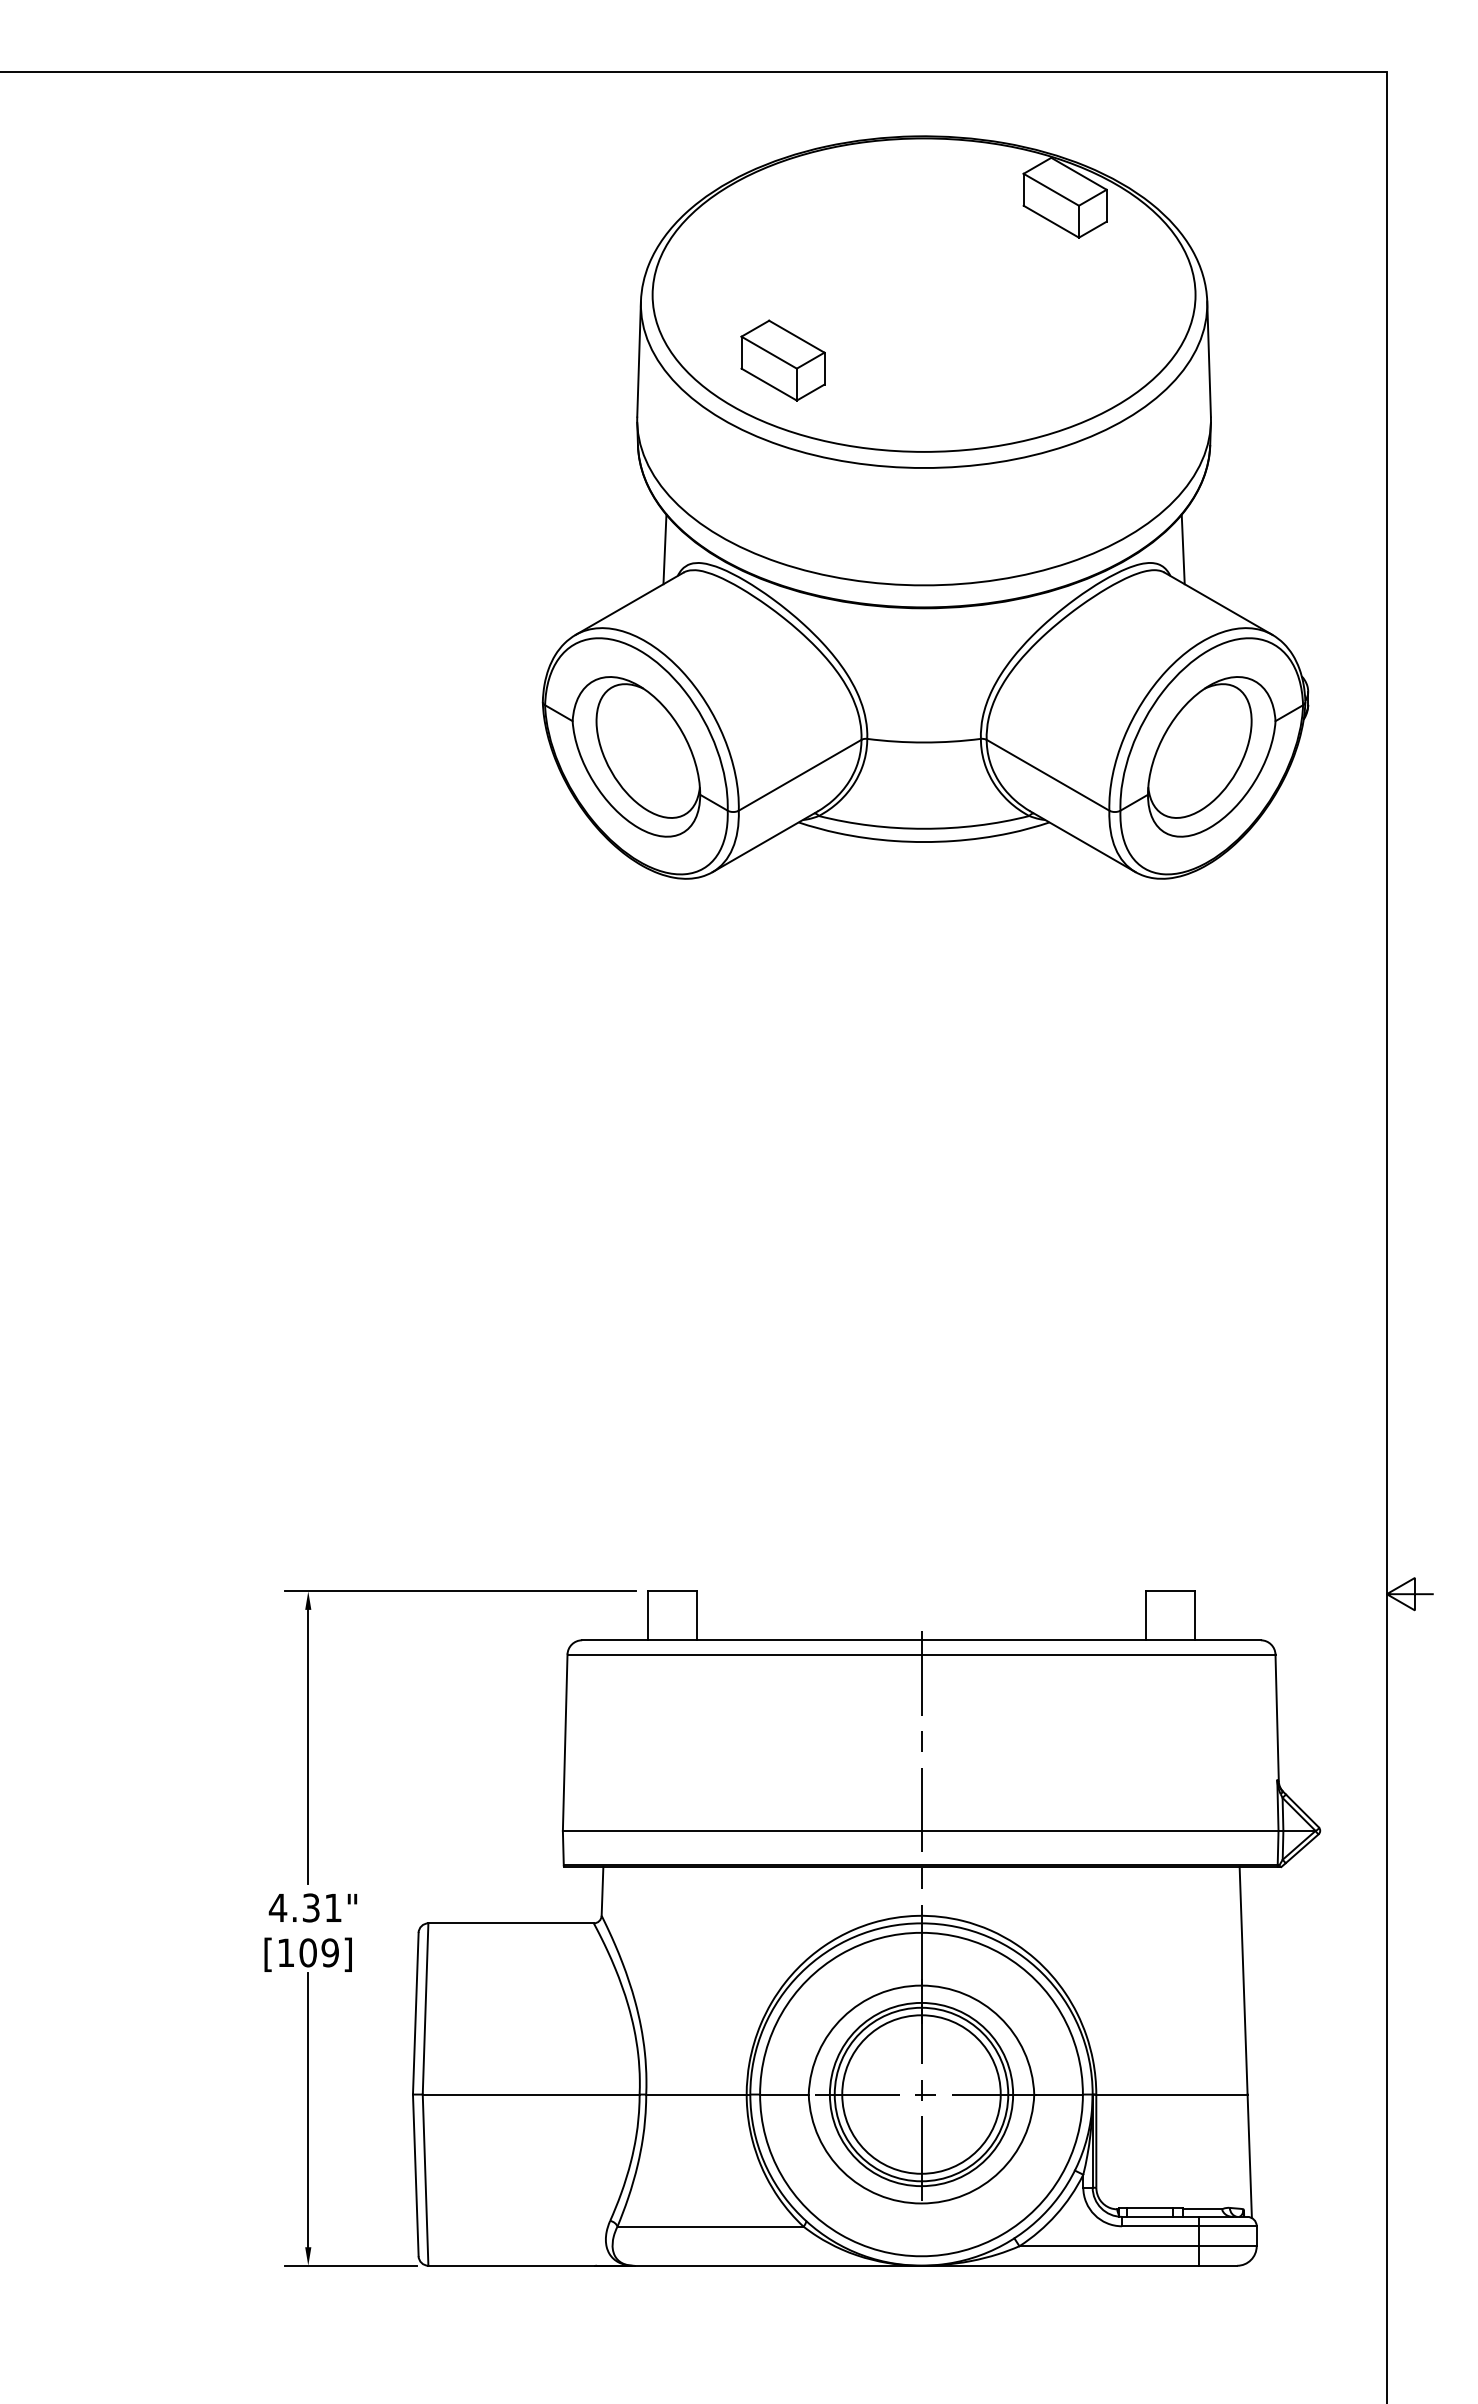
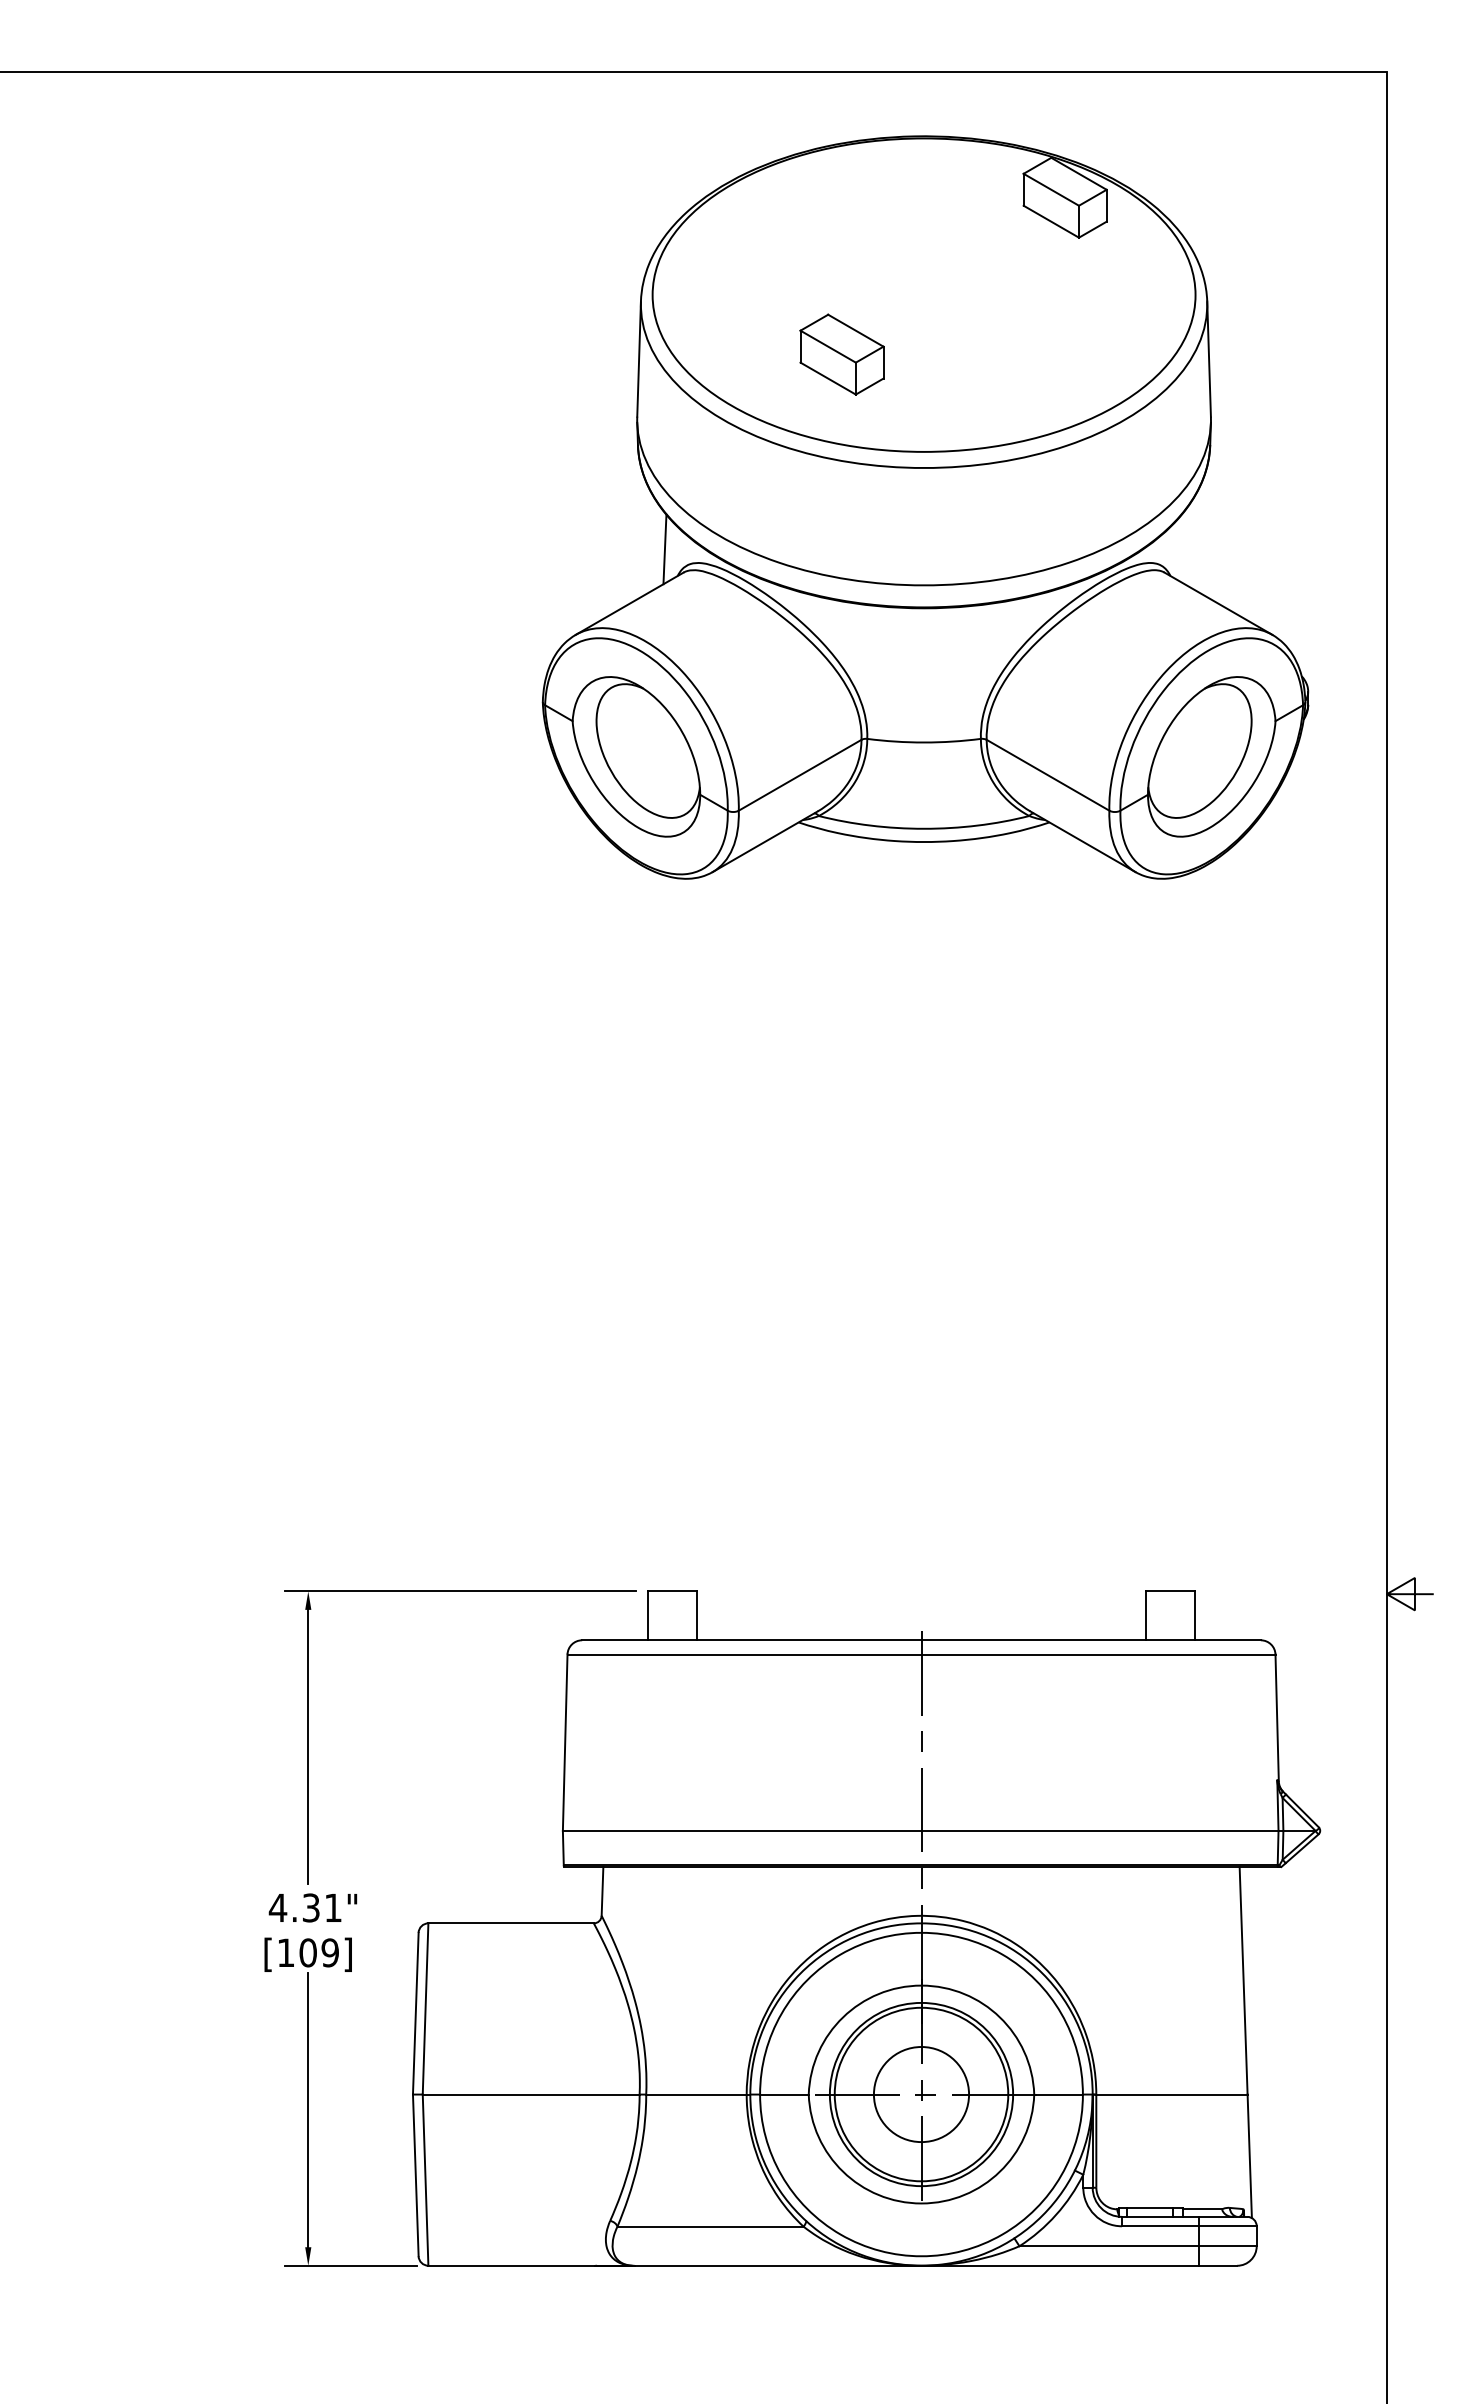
part position: (782, 360) -> (841, 354) (841, 354)
line: present -> none (1182, 549)
circle diameter: 159 px -> 95 px (921, 2094)
